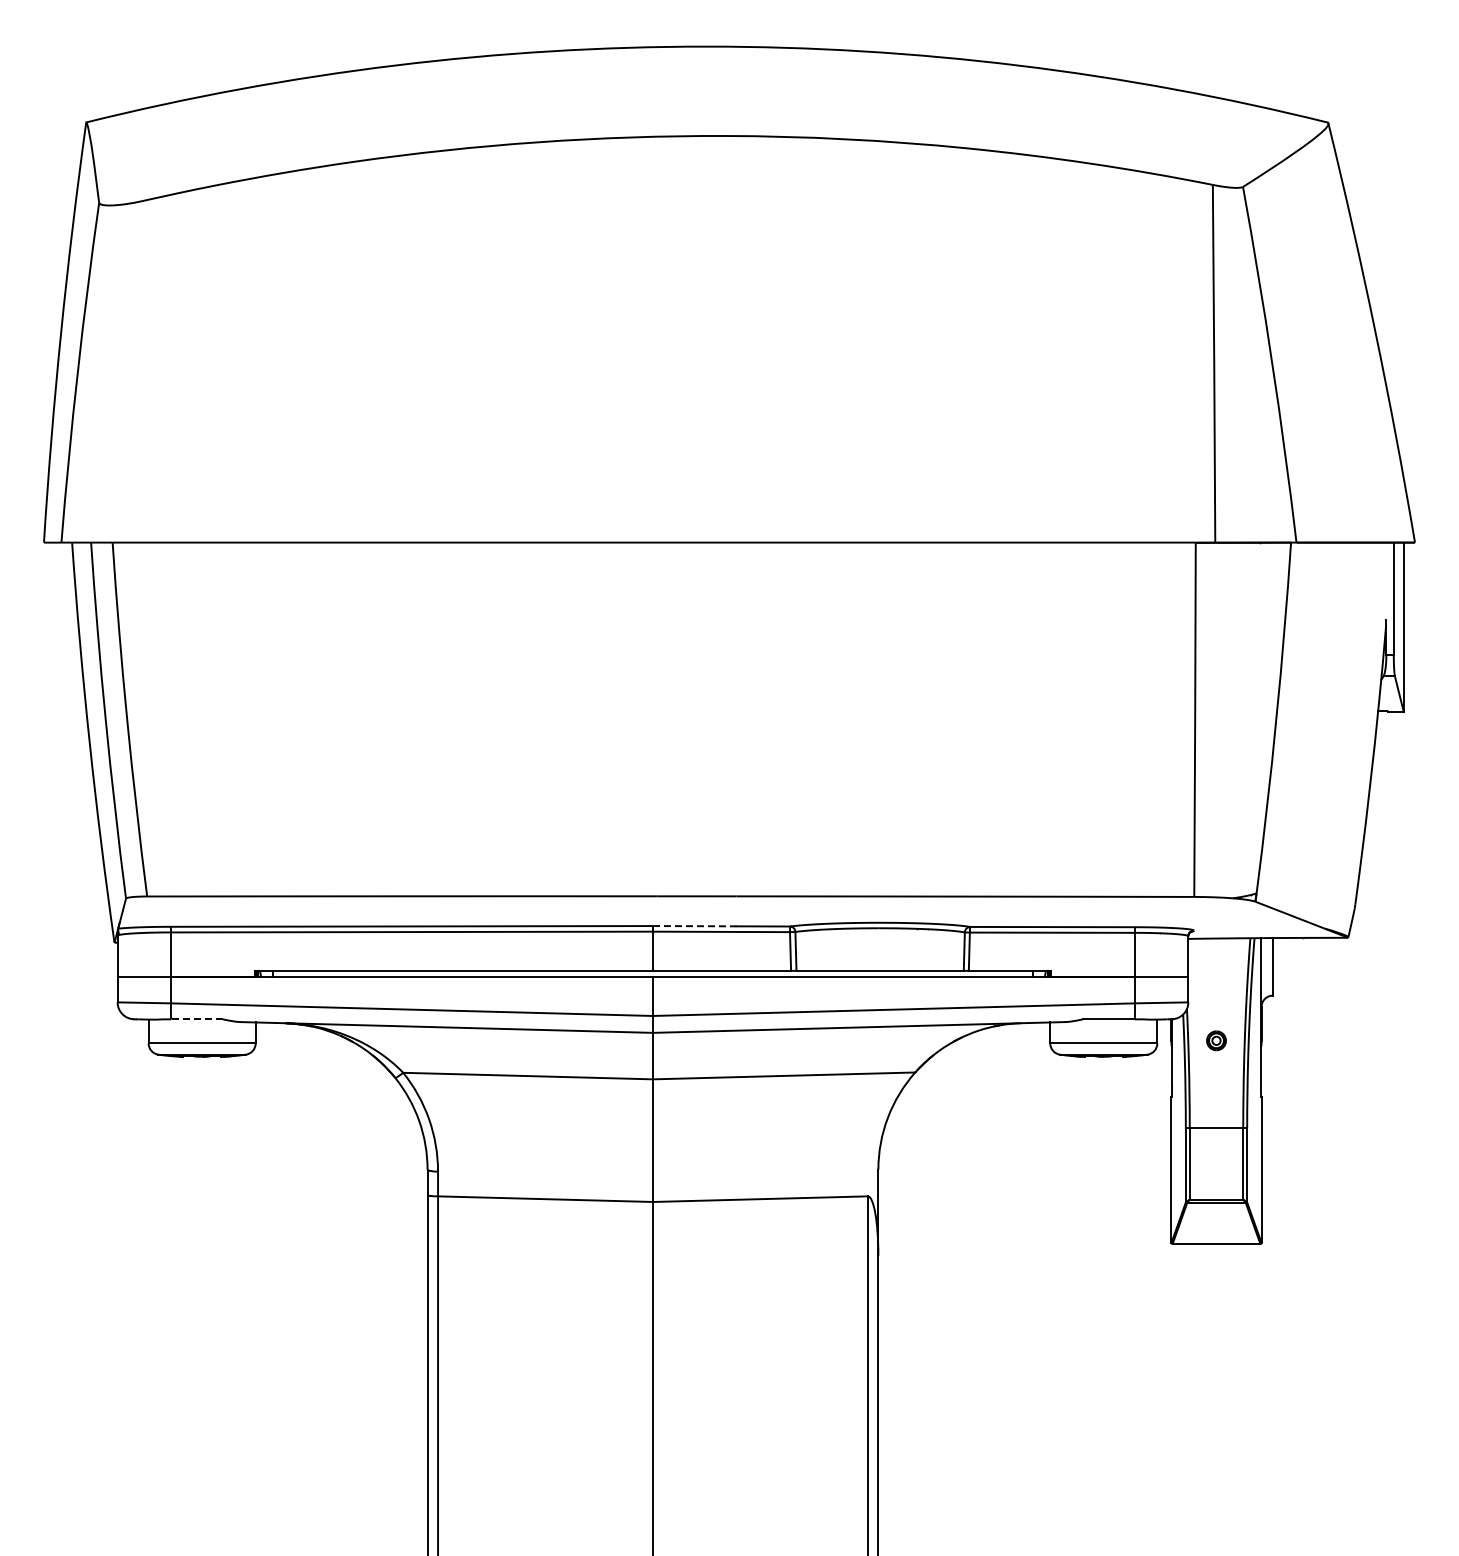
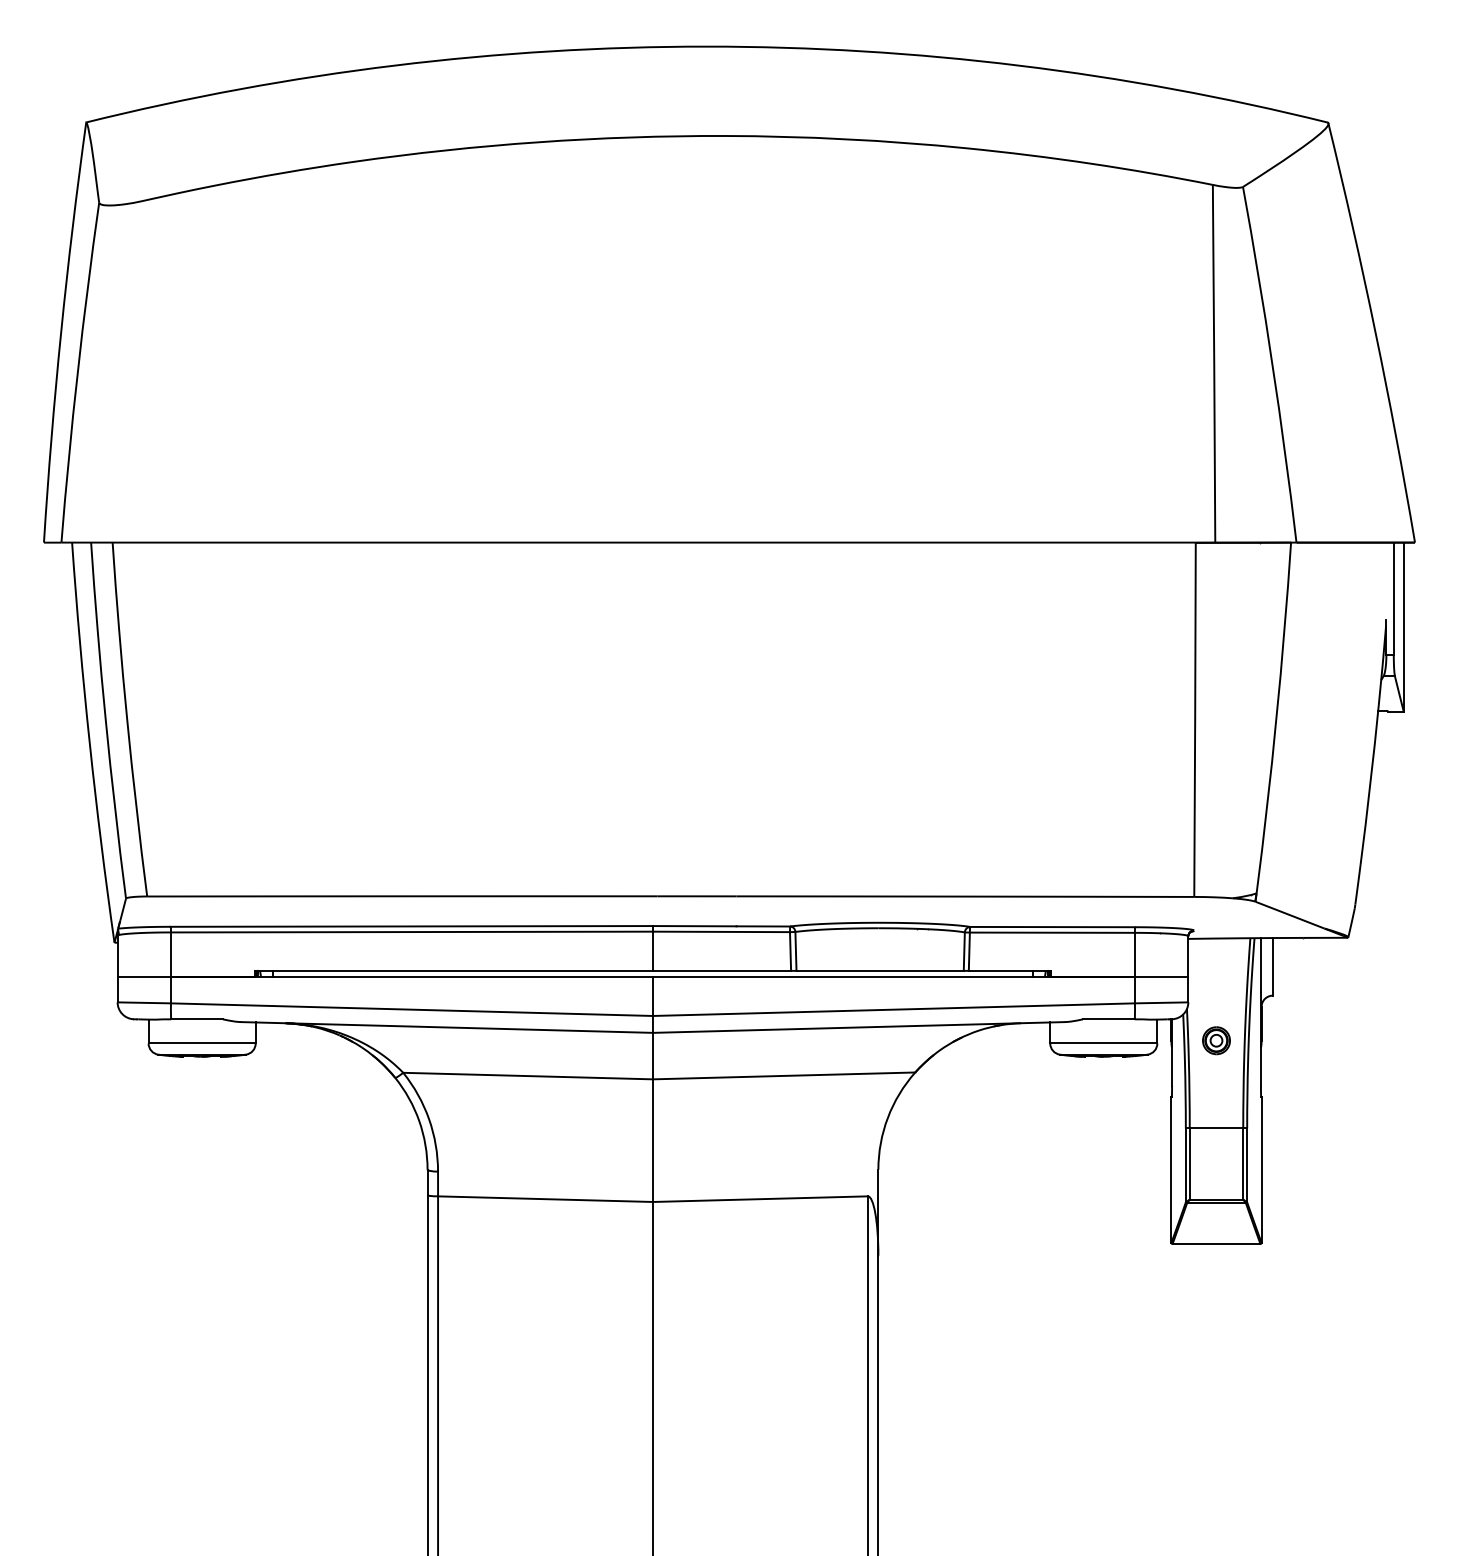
line: dashed -> solid (694, 926)
line: dashed -> solid (197, 1019)
part size: 21x22 px -> 29x30 px (1216, 1040)
